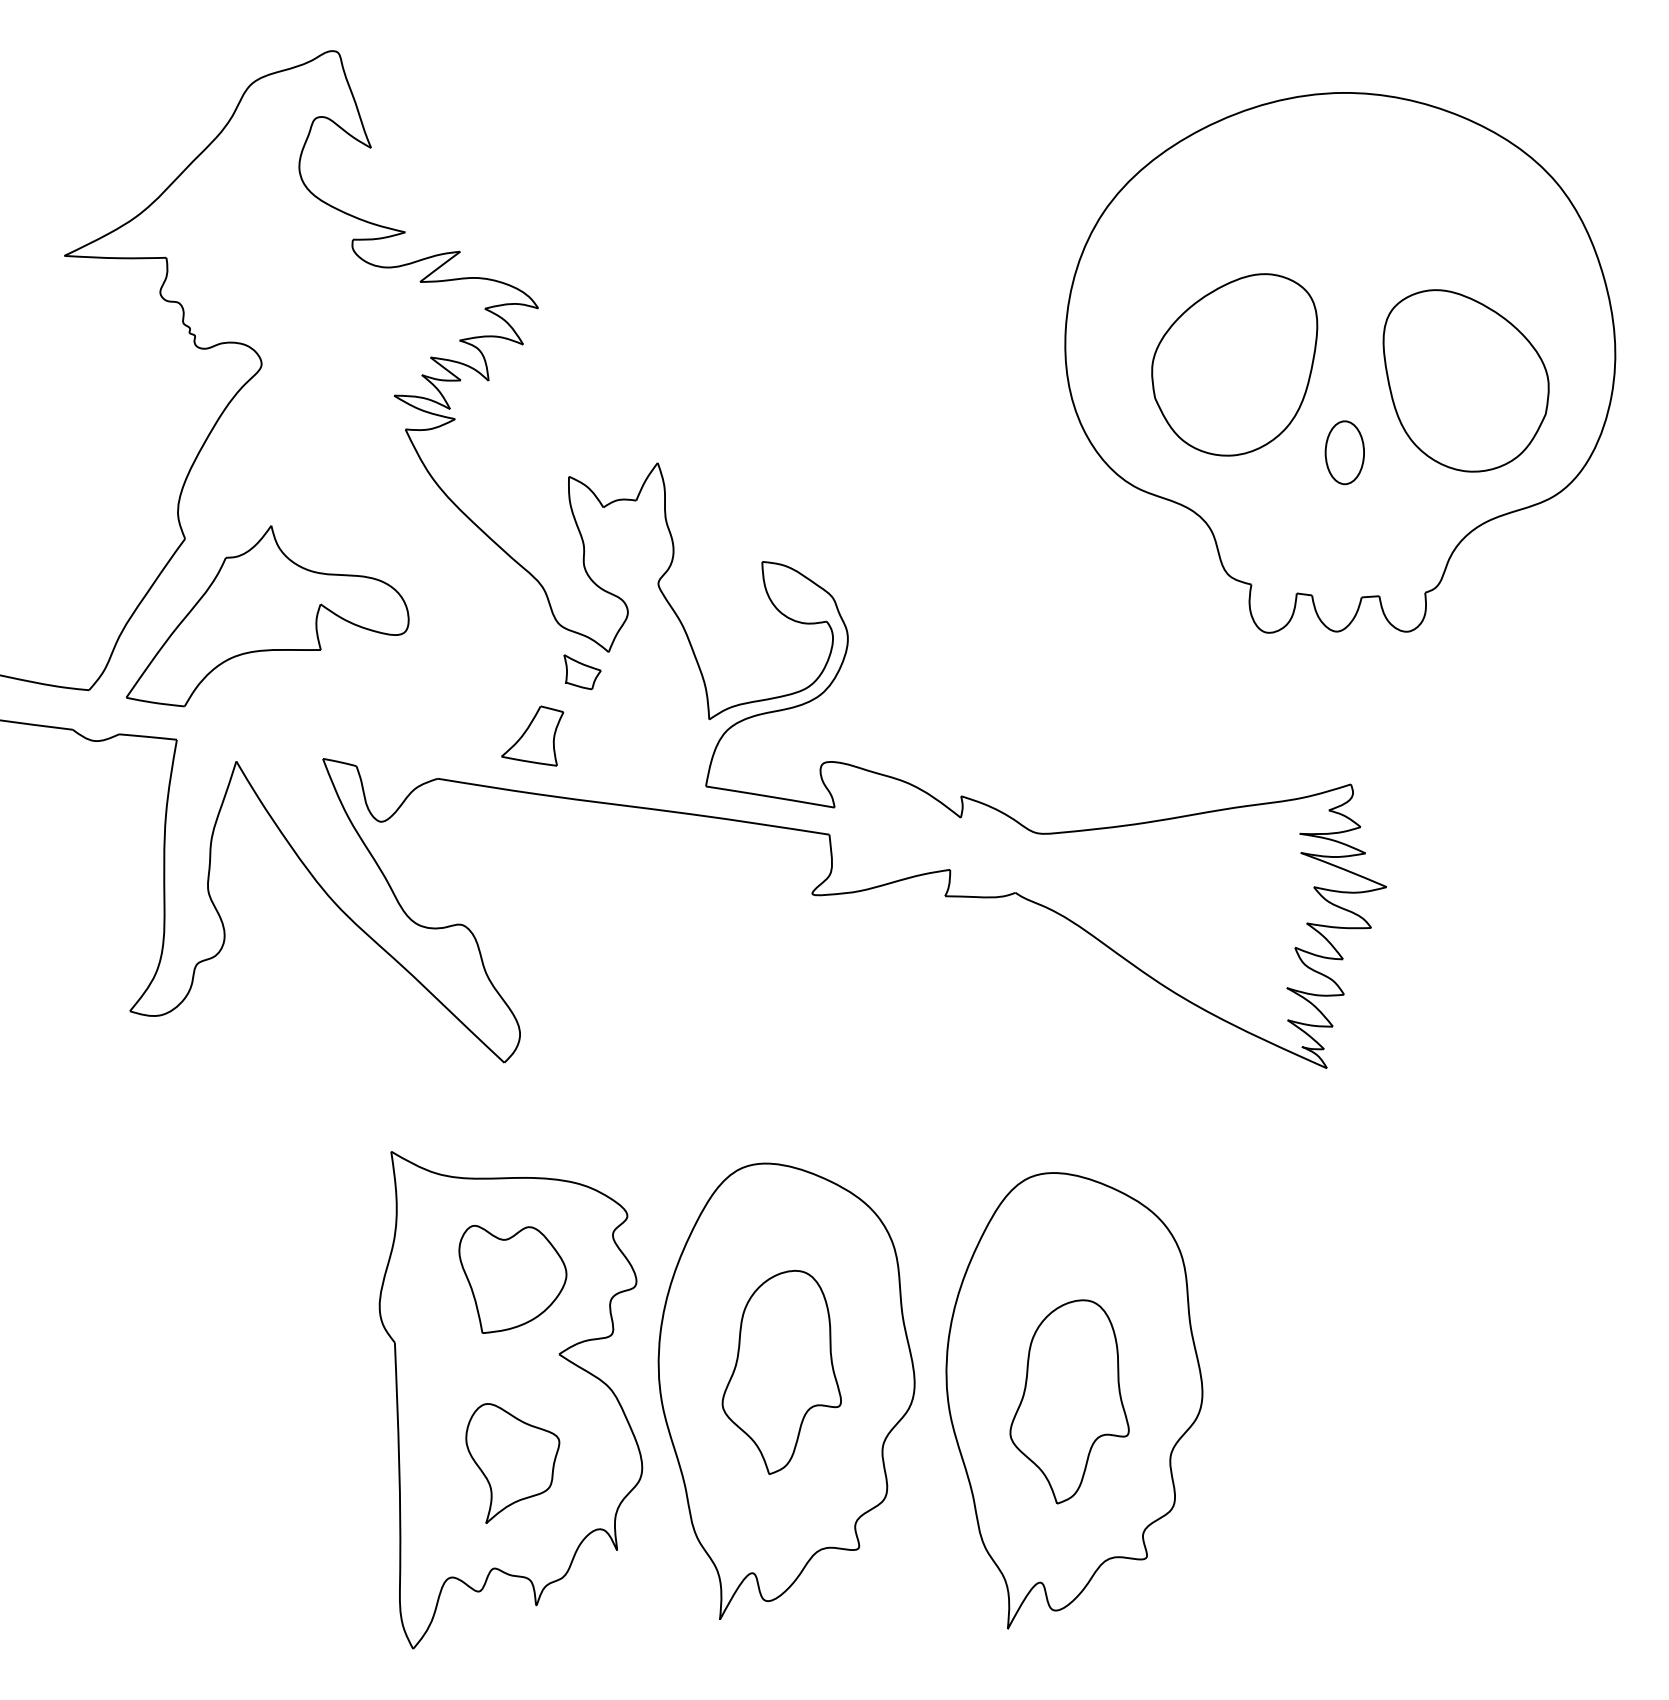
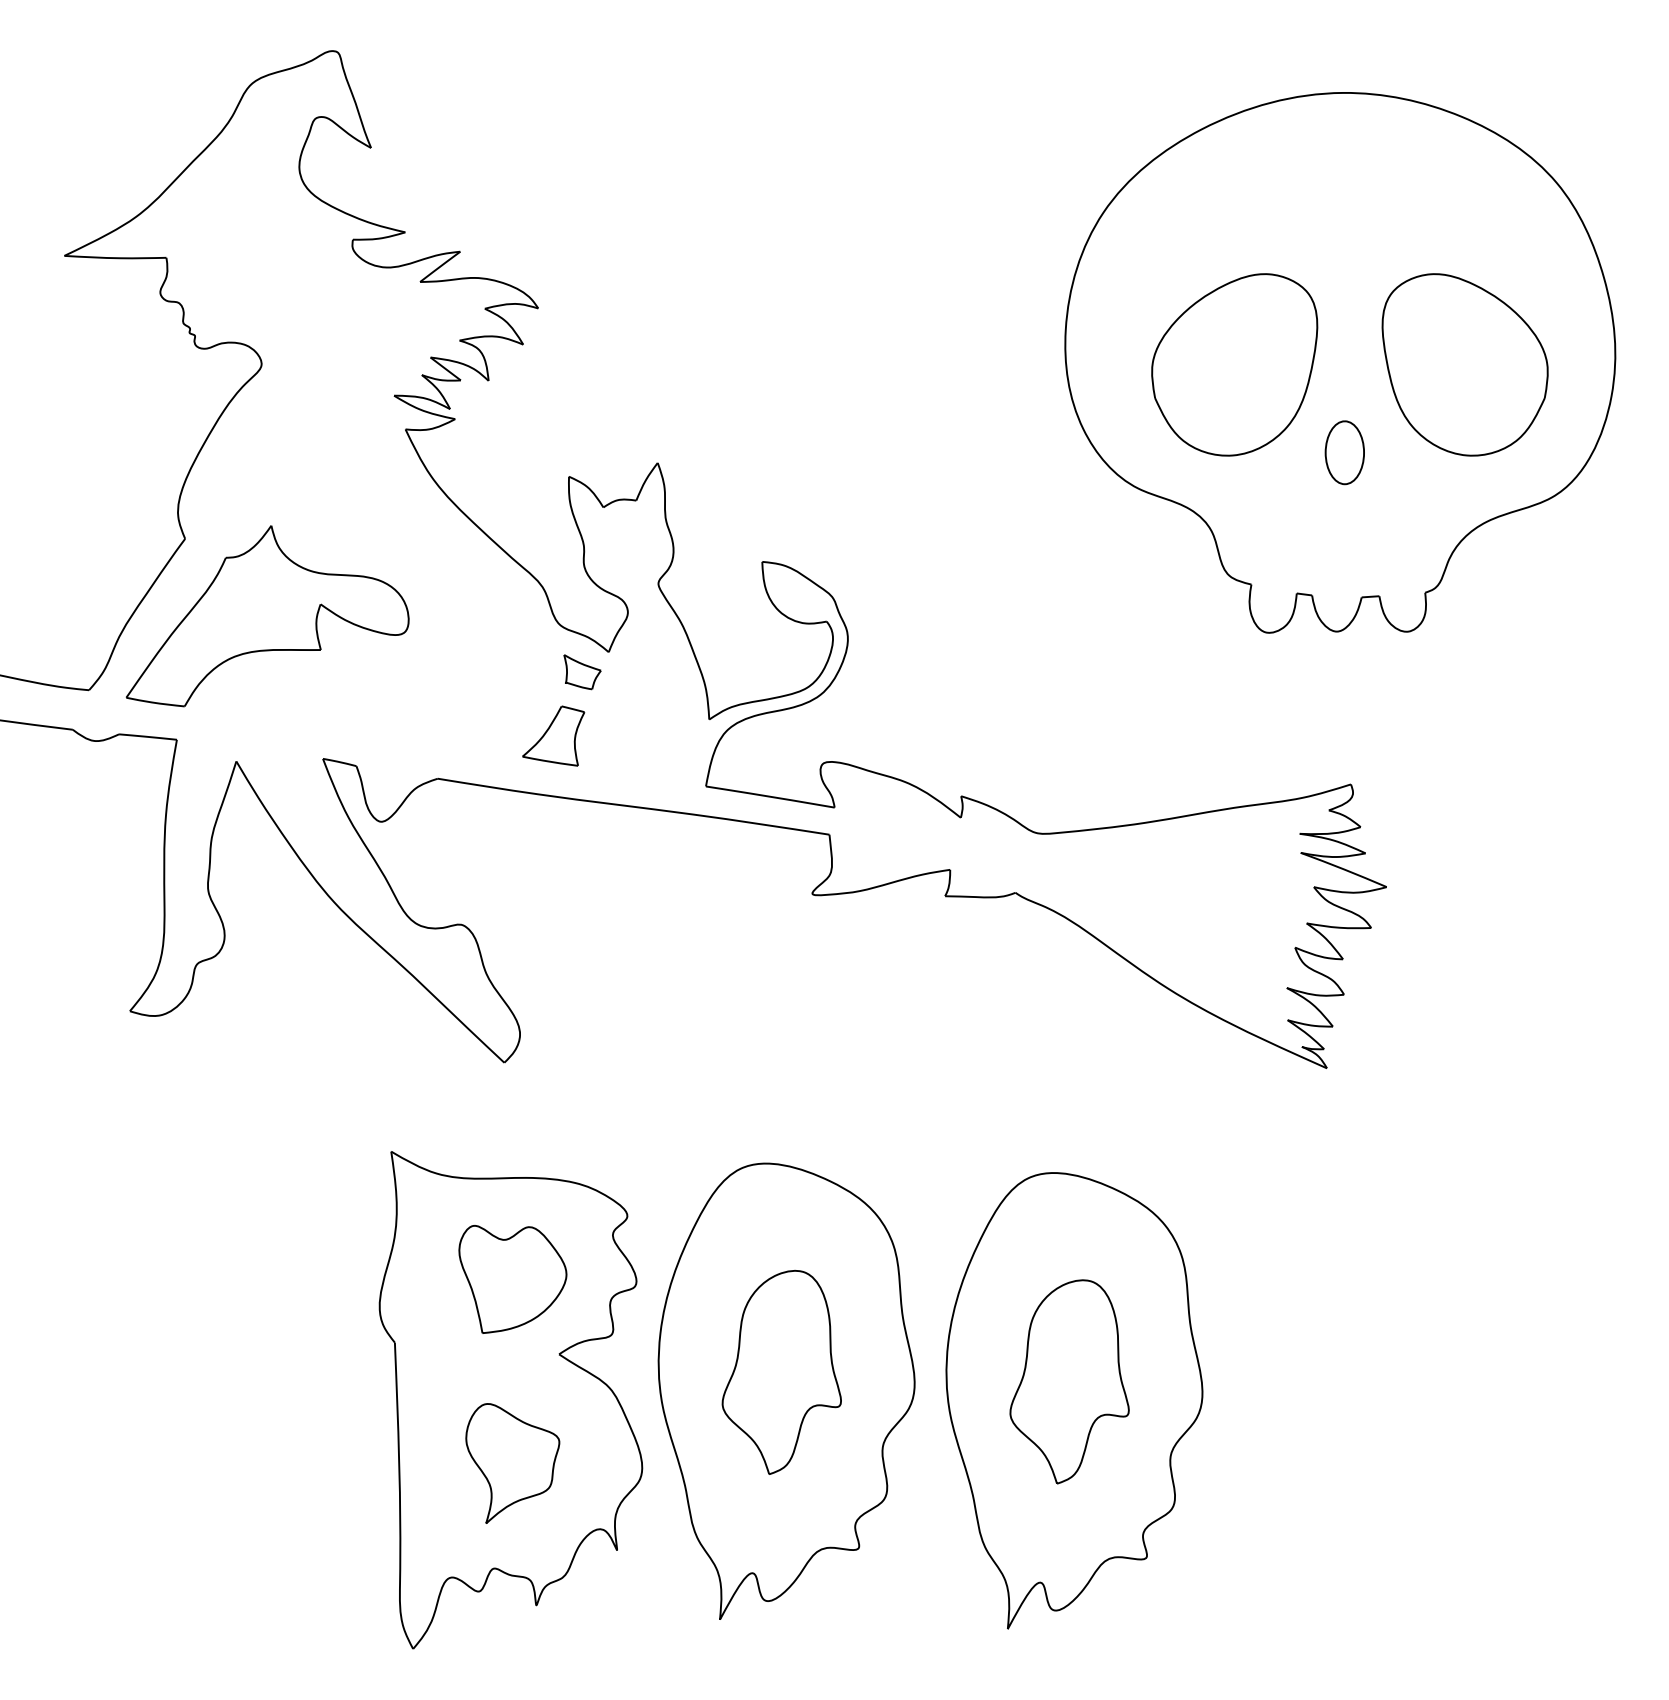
part position: (1465, 380) -> (1464, 364) (1464, 364)
part position: (532, 735) -> (553, 735) (553, 735)
part position: (1069, 1401) -> (1069, 1381) (1069, 1381)
